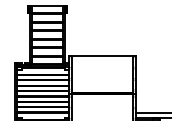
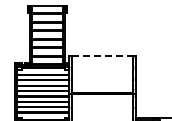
line: solid -> dashed (103, 56)
line: present -> none (152, 113)
